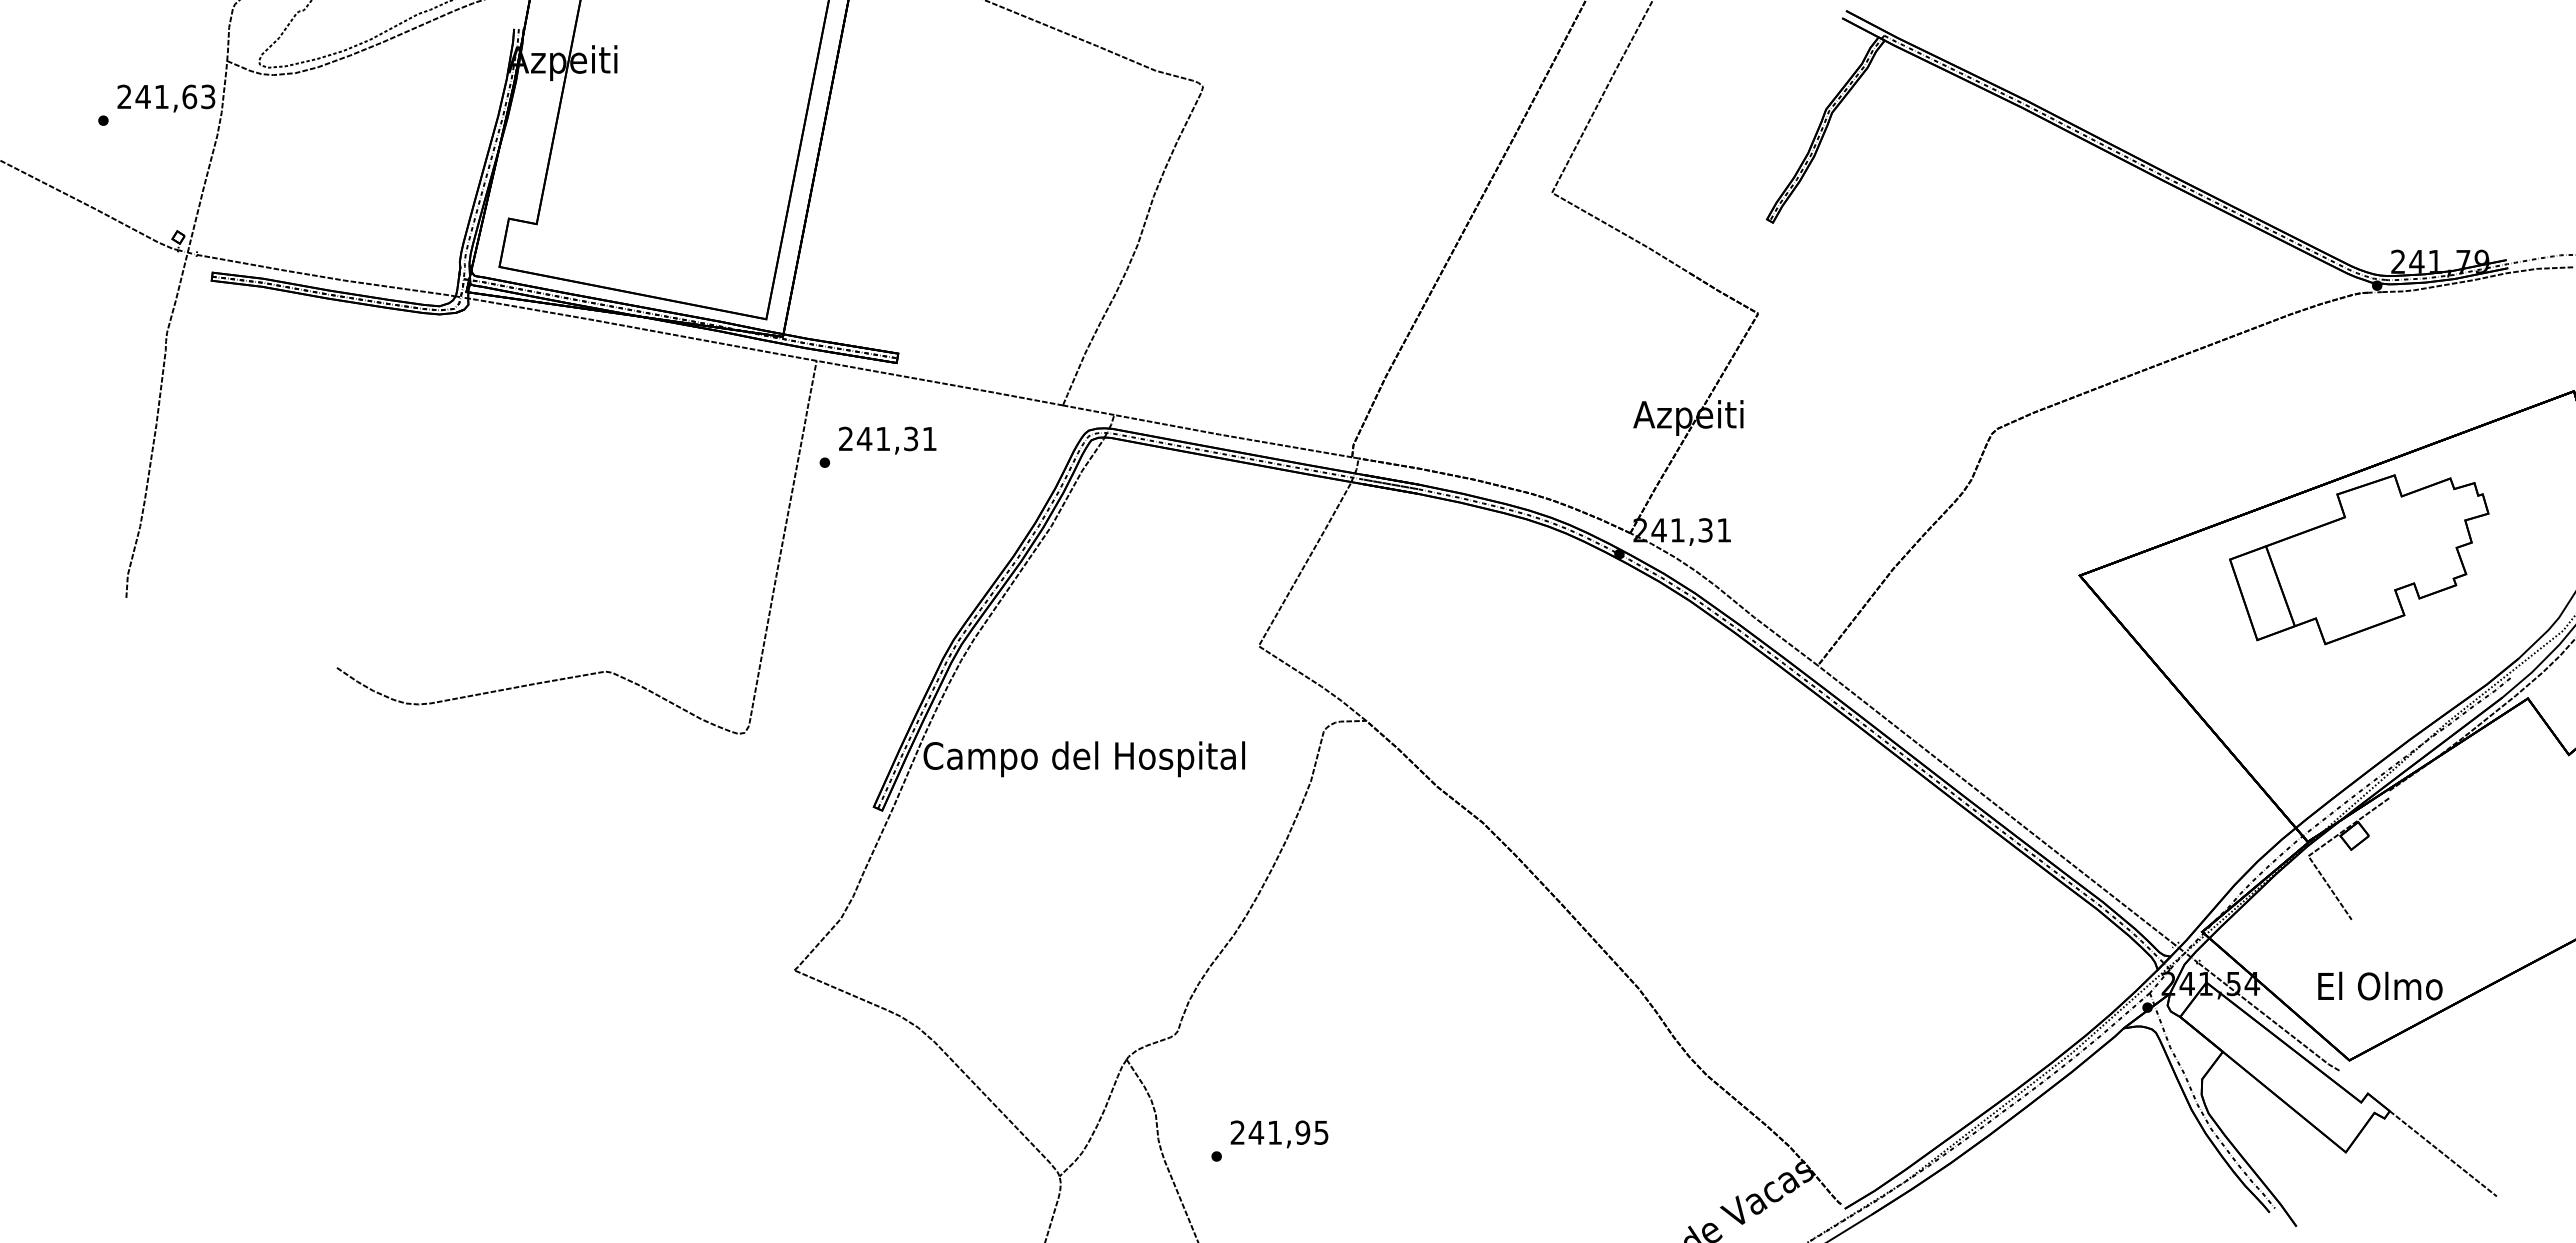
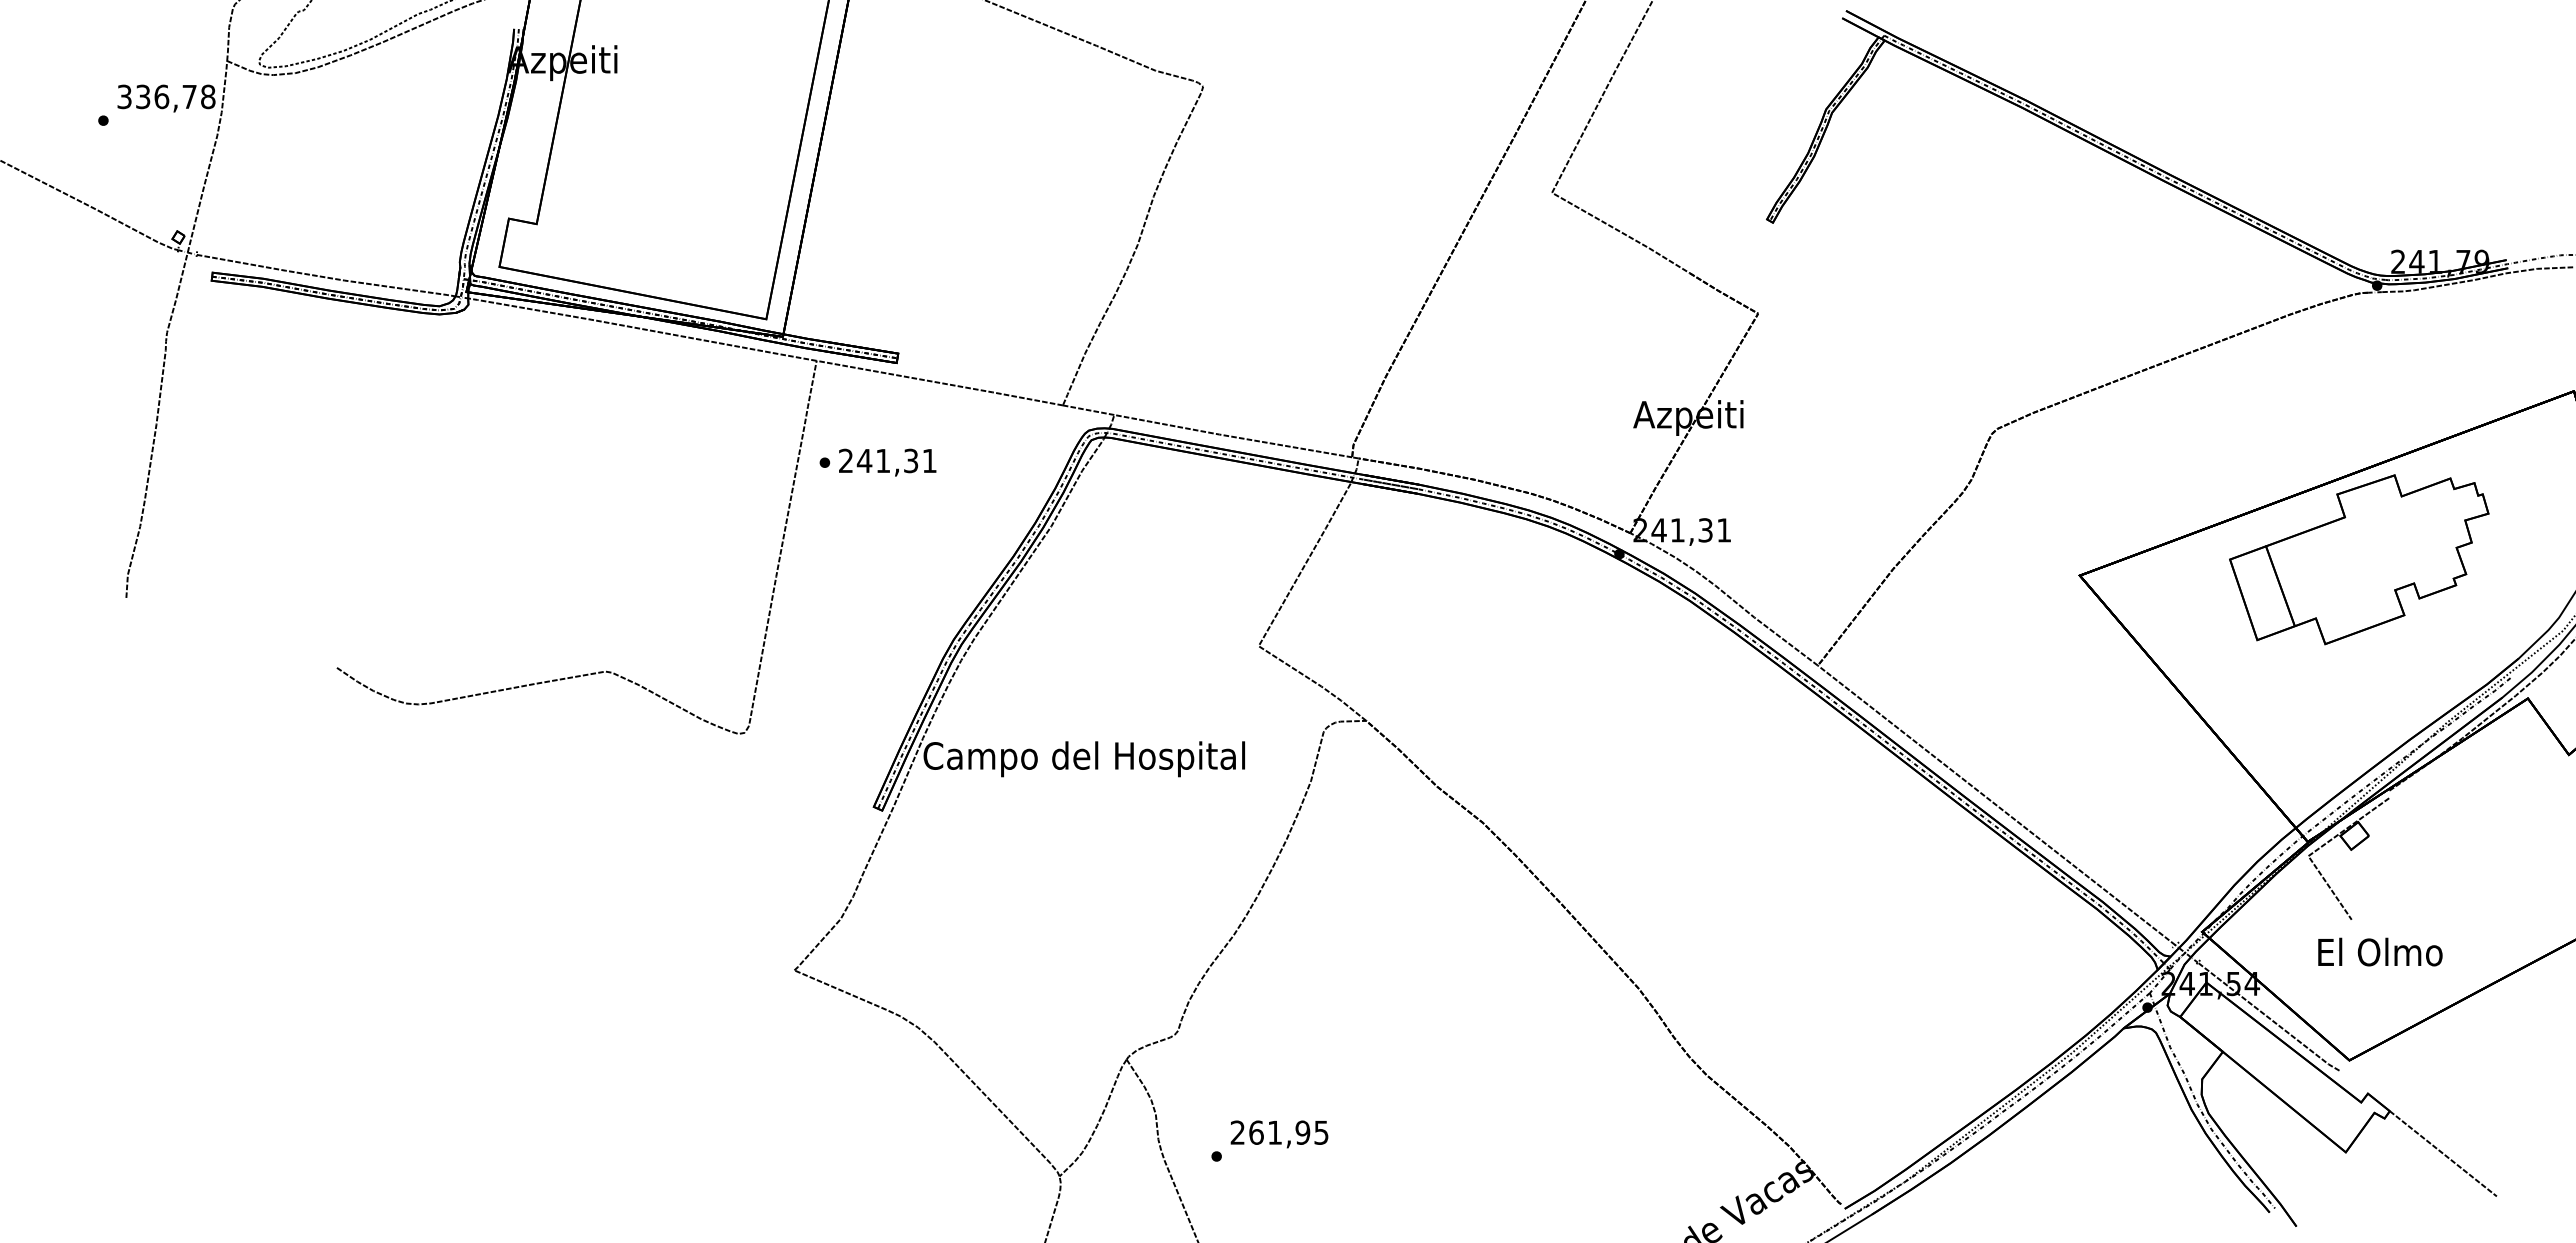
text: 241,63 -> 336,78 (166, 96)
text position: (887, 440) -> (887, 462) (887, 462)
text position: (2380, 985) -> (2380, 951) (2380, 951)
text: 241,95 -> 261,95 (1256, 1132)
